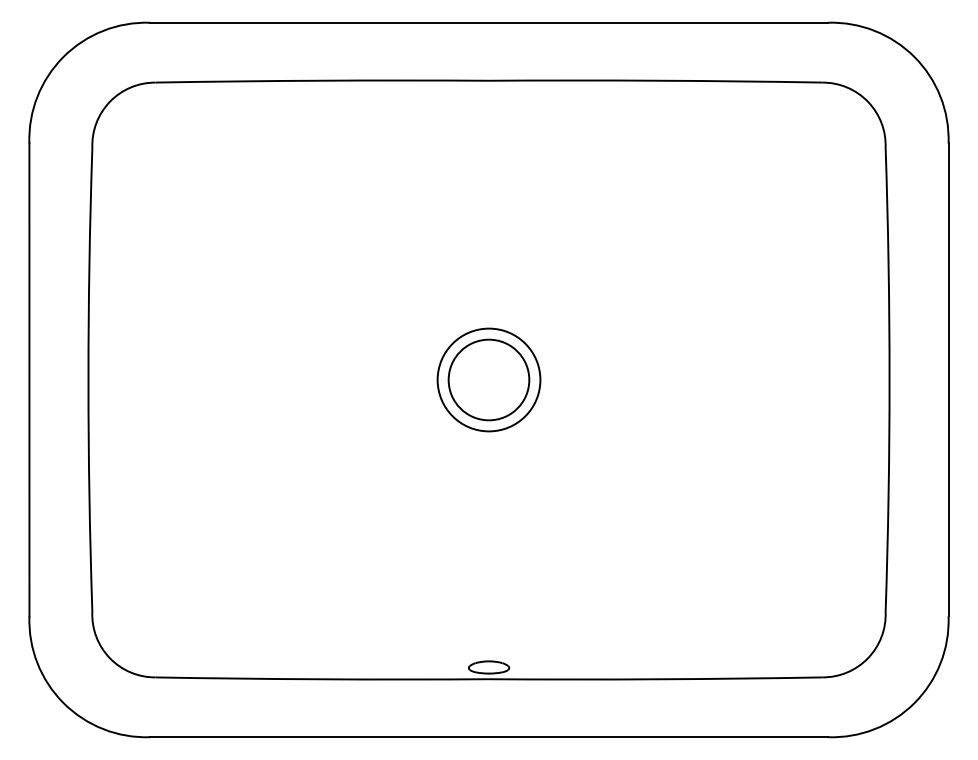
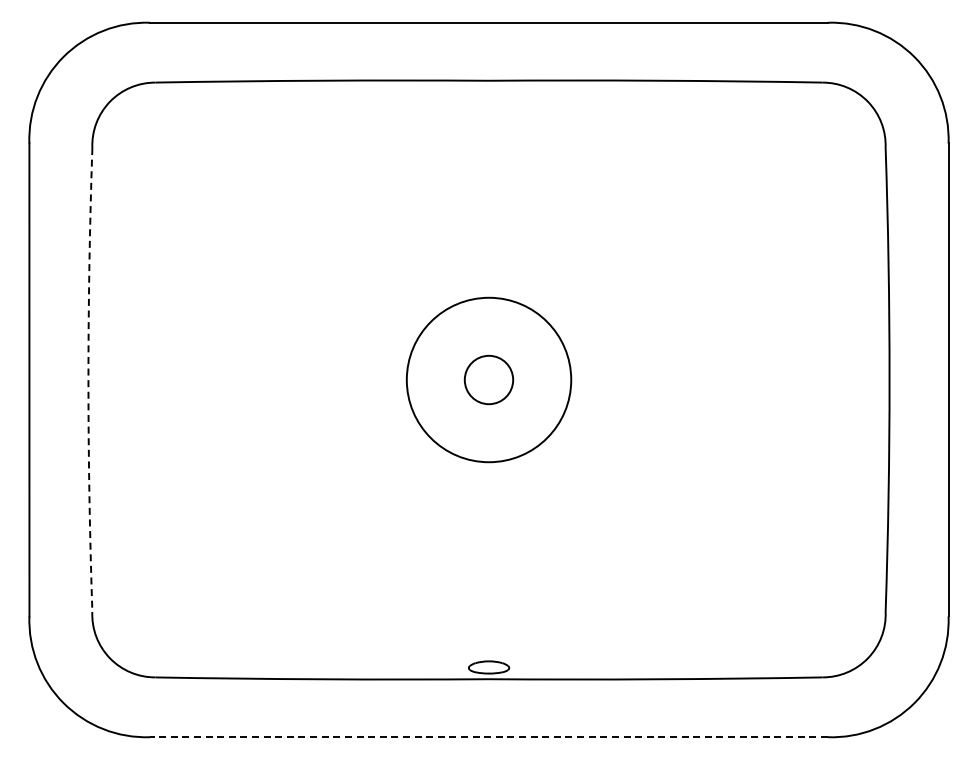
circle diameter: 103 px -> 164 px (488, 379)
circle diameter: 81 px -> 48 px (488, 379)
arc: solid -> dashed (88, 380)
line: solid -> dashed (488, 737)
